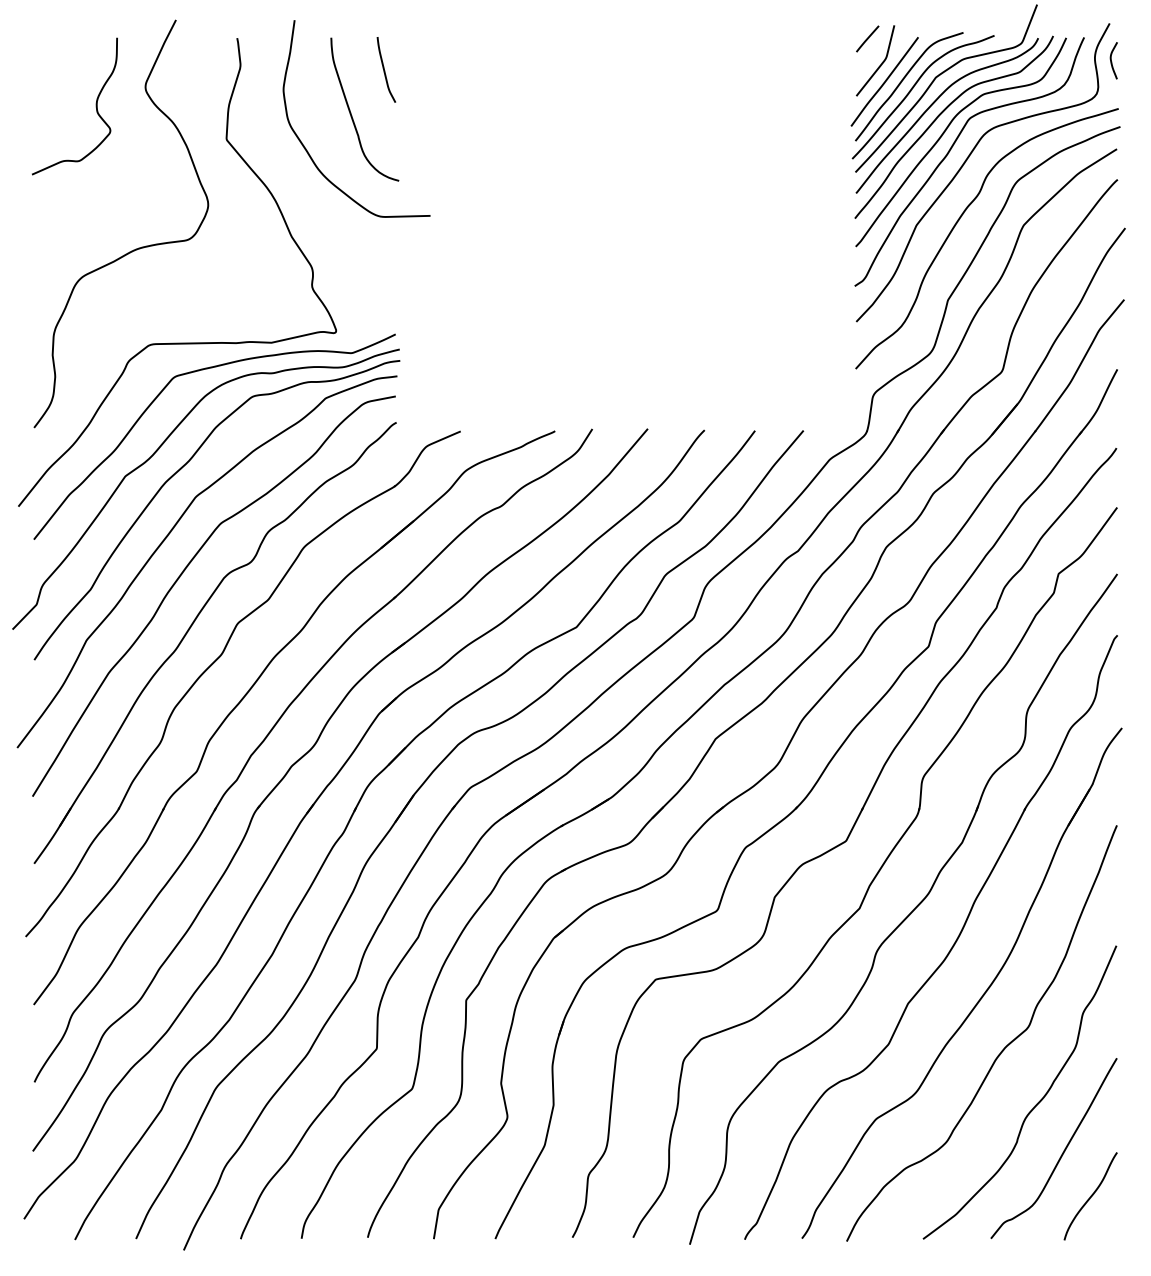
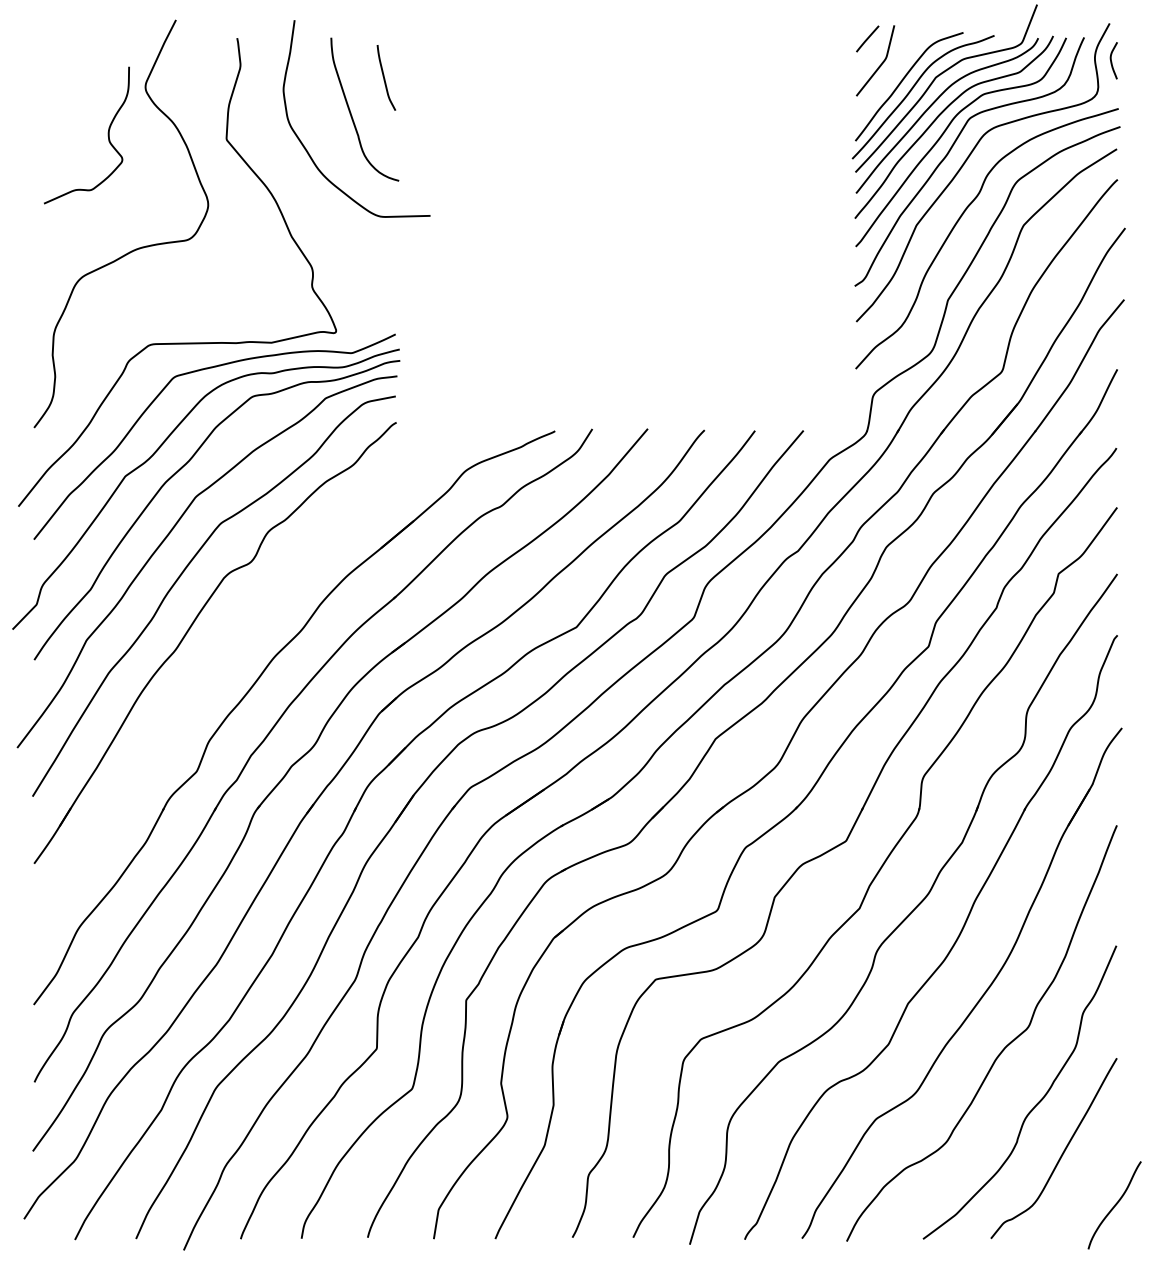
curve position: (385, 70) -> (385, 78) (385, 78)
line: present -> none (884, 81)
curve position: (95, 106) -> (107, 135) (107, 135)
part: present -> none (218, 659)
curve position: (1090, 1196) -> (1114, 1205) (1114, 1205)
